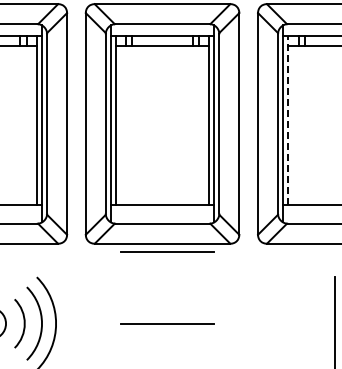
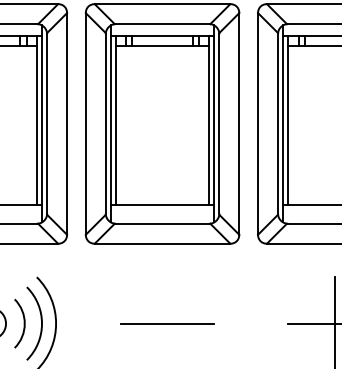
line: dashed -> solid (288, 119)
line: present -> none (167, 251)
line: none -> present (313, 323)
